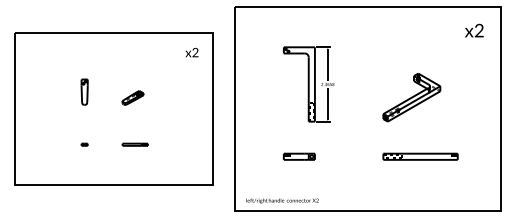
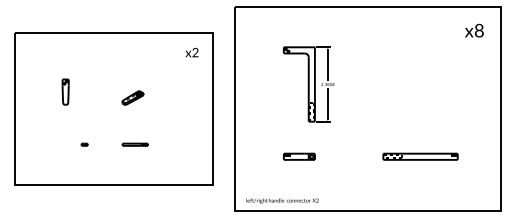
text: x2 -> x8 (478, 31)
part position: (84, 91) -> (65, 91) (65, 91)
part: present -> none (411, 97)
